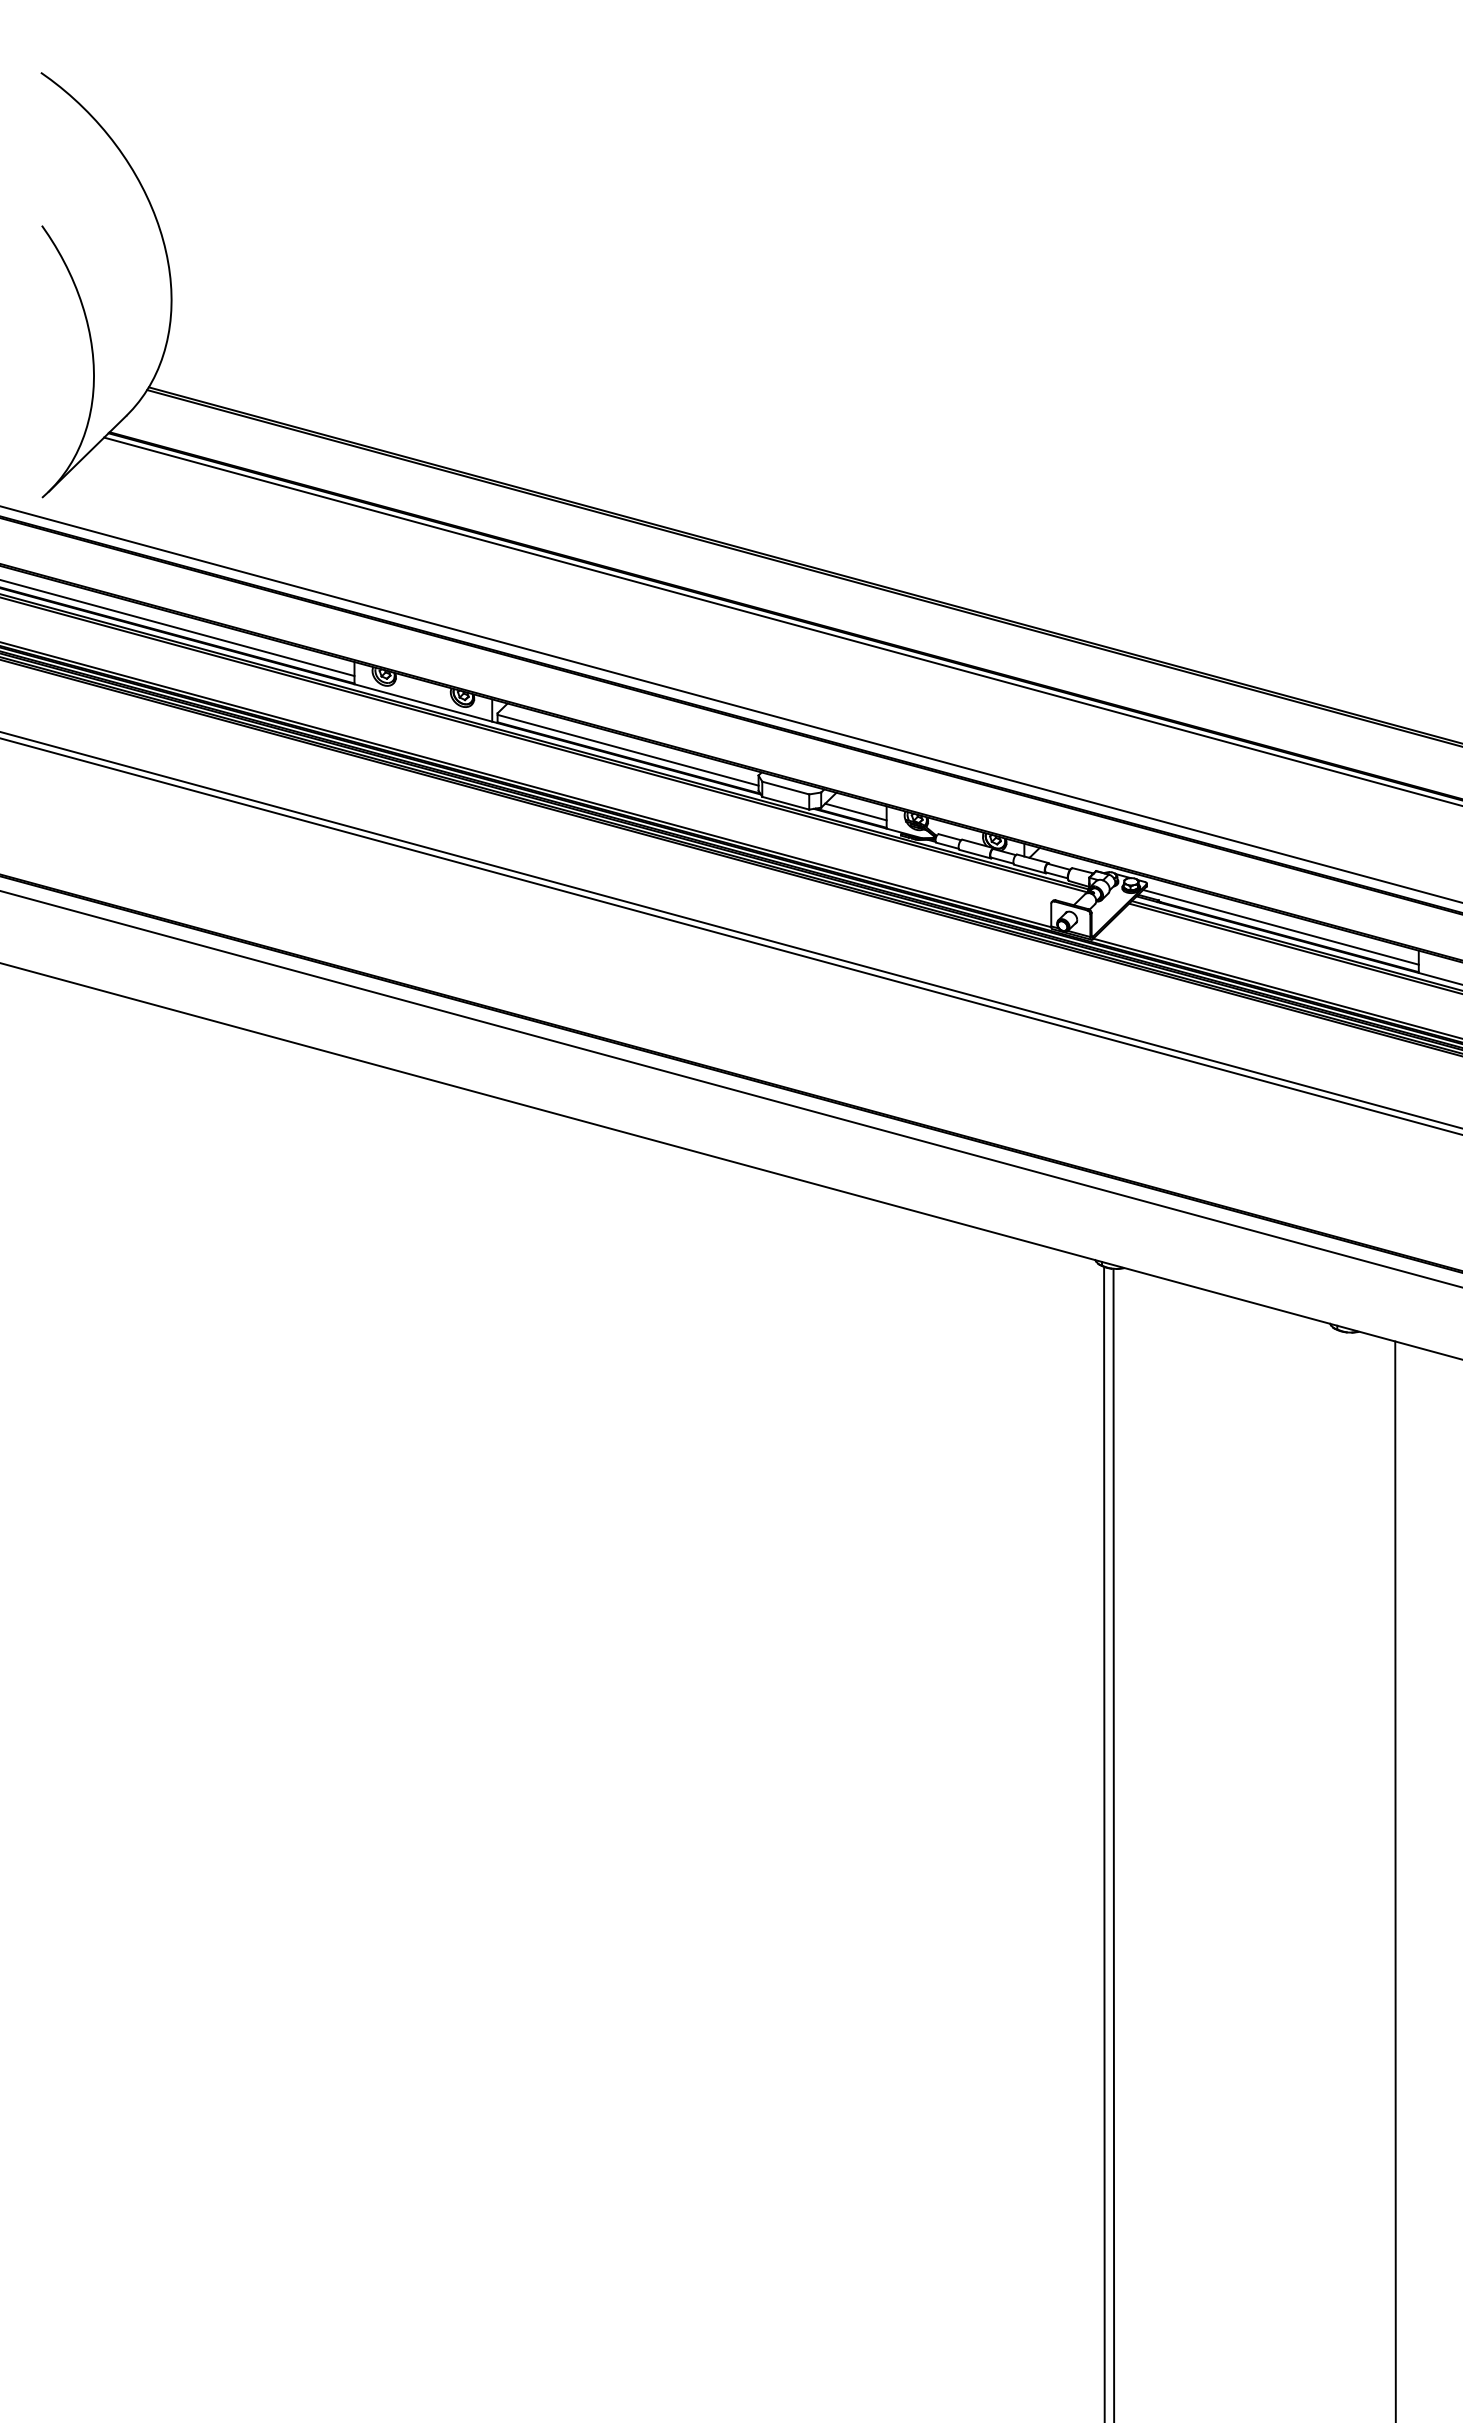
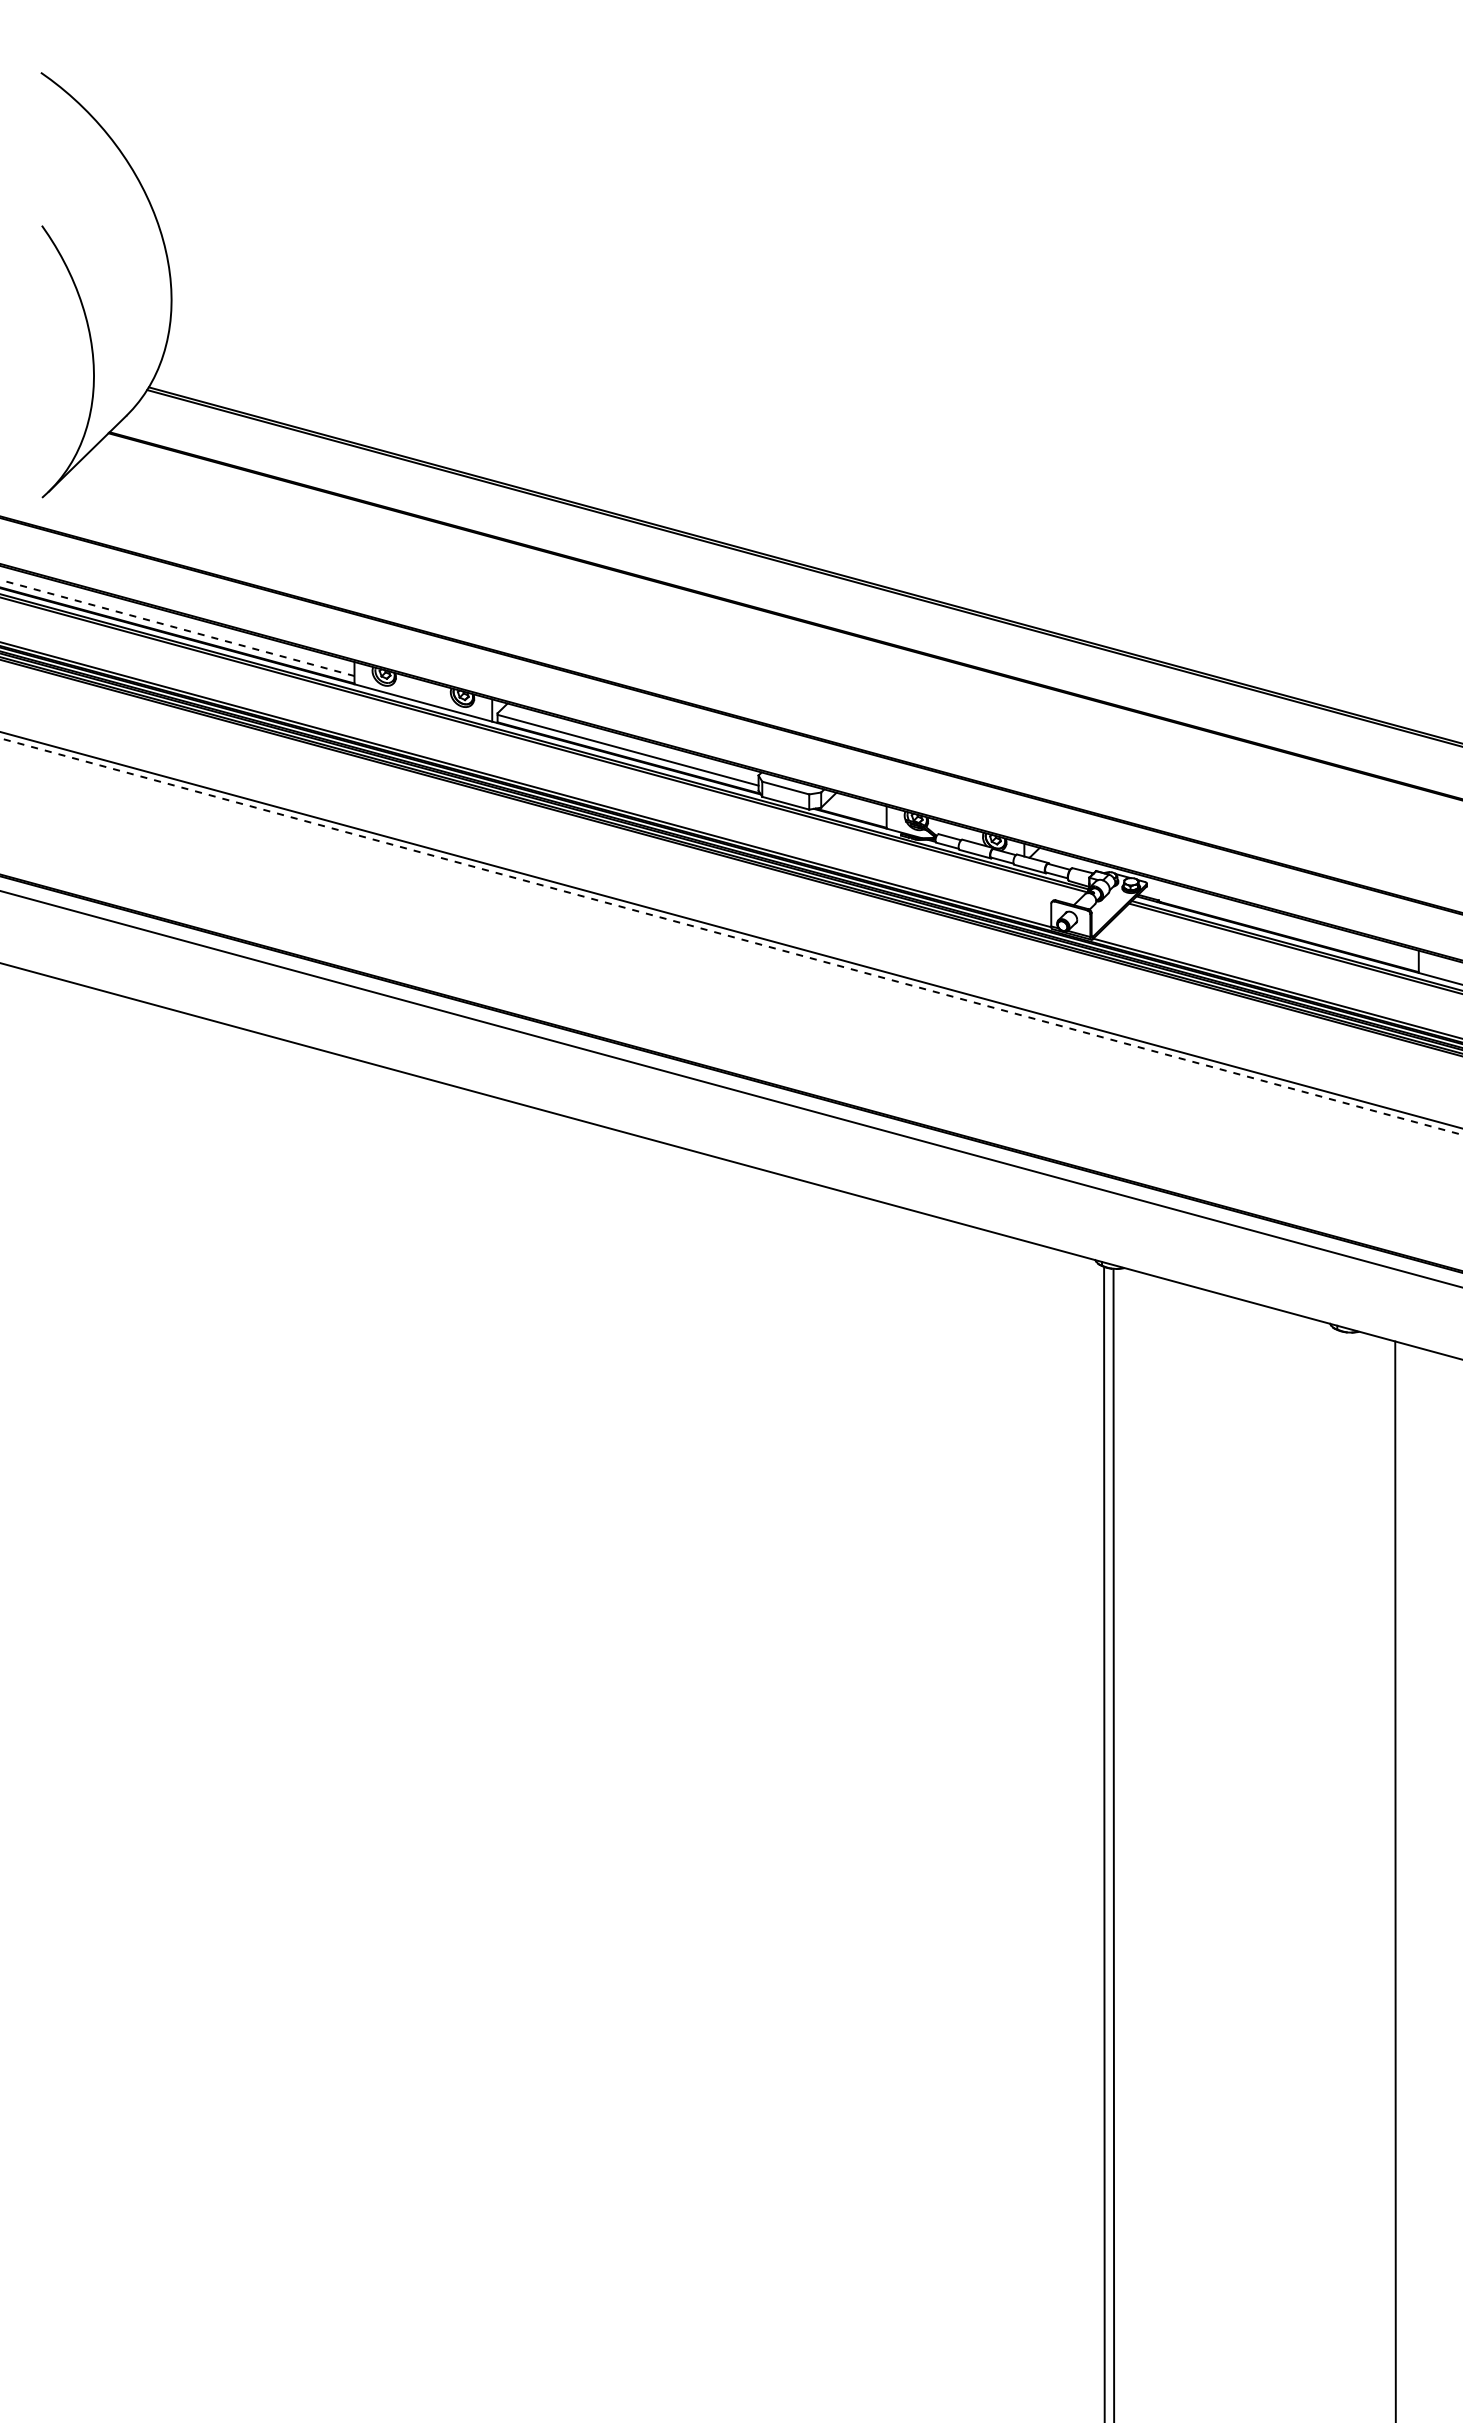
line: present -> none (781, 621)
line: solid -> dashed (177, 627)
line: present -> none (730, 704)
line: present -> none (855, 811)
line: present -> none (1280, 926)
line: solid -> dashed (732, 936)
